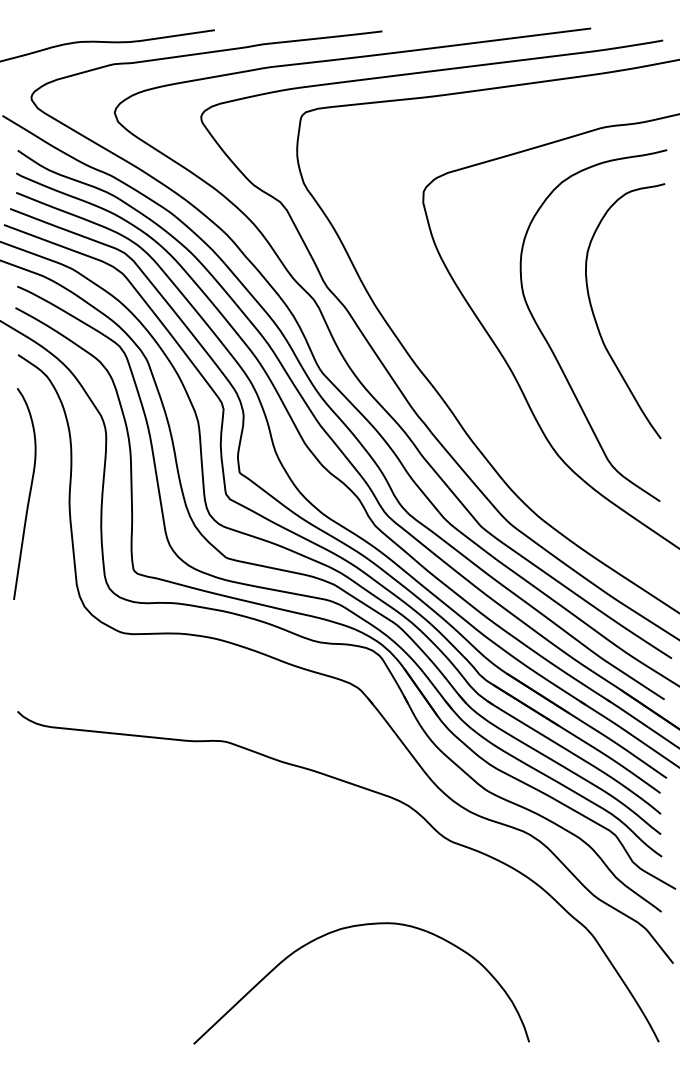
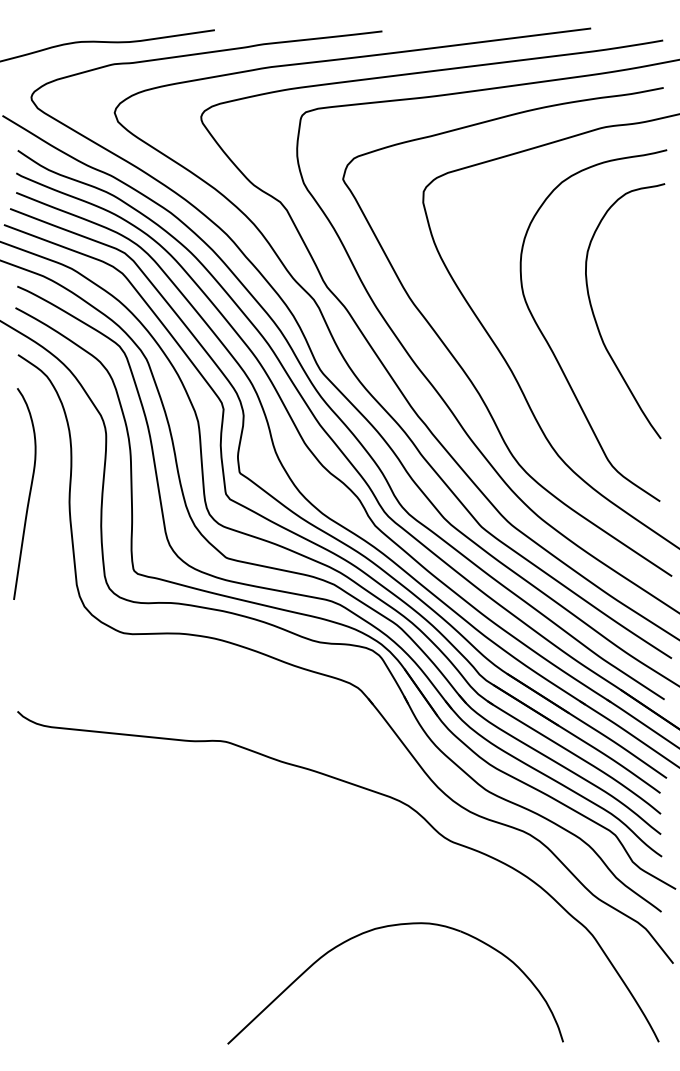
curve: none -> present (460, 364)
part position: (348, 928) -> (382, 928) (382, 928)
